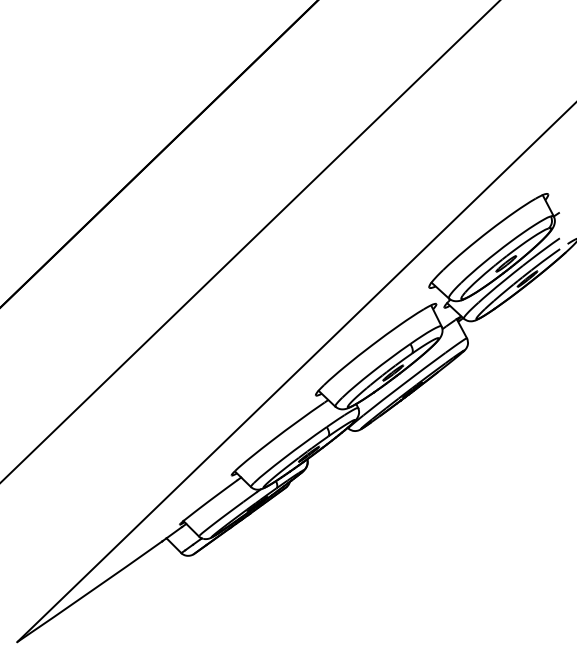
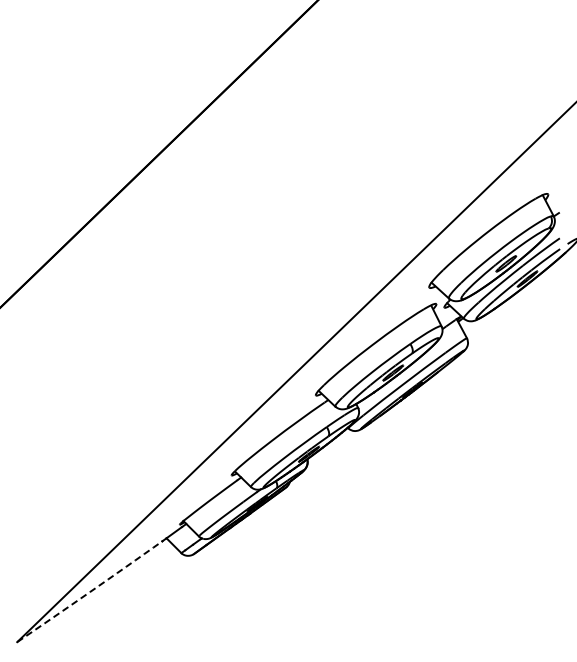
line: present -> none (249, 241)
arc: solid -> dashed (89, 592)
